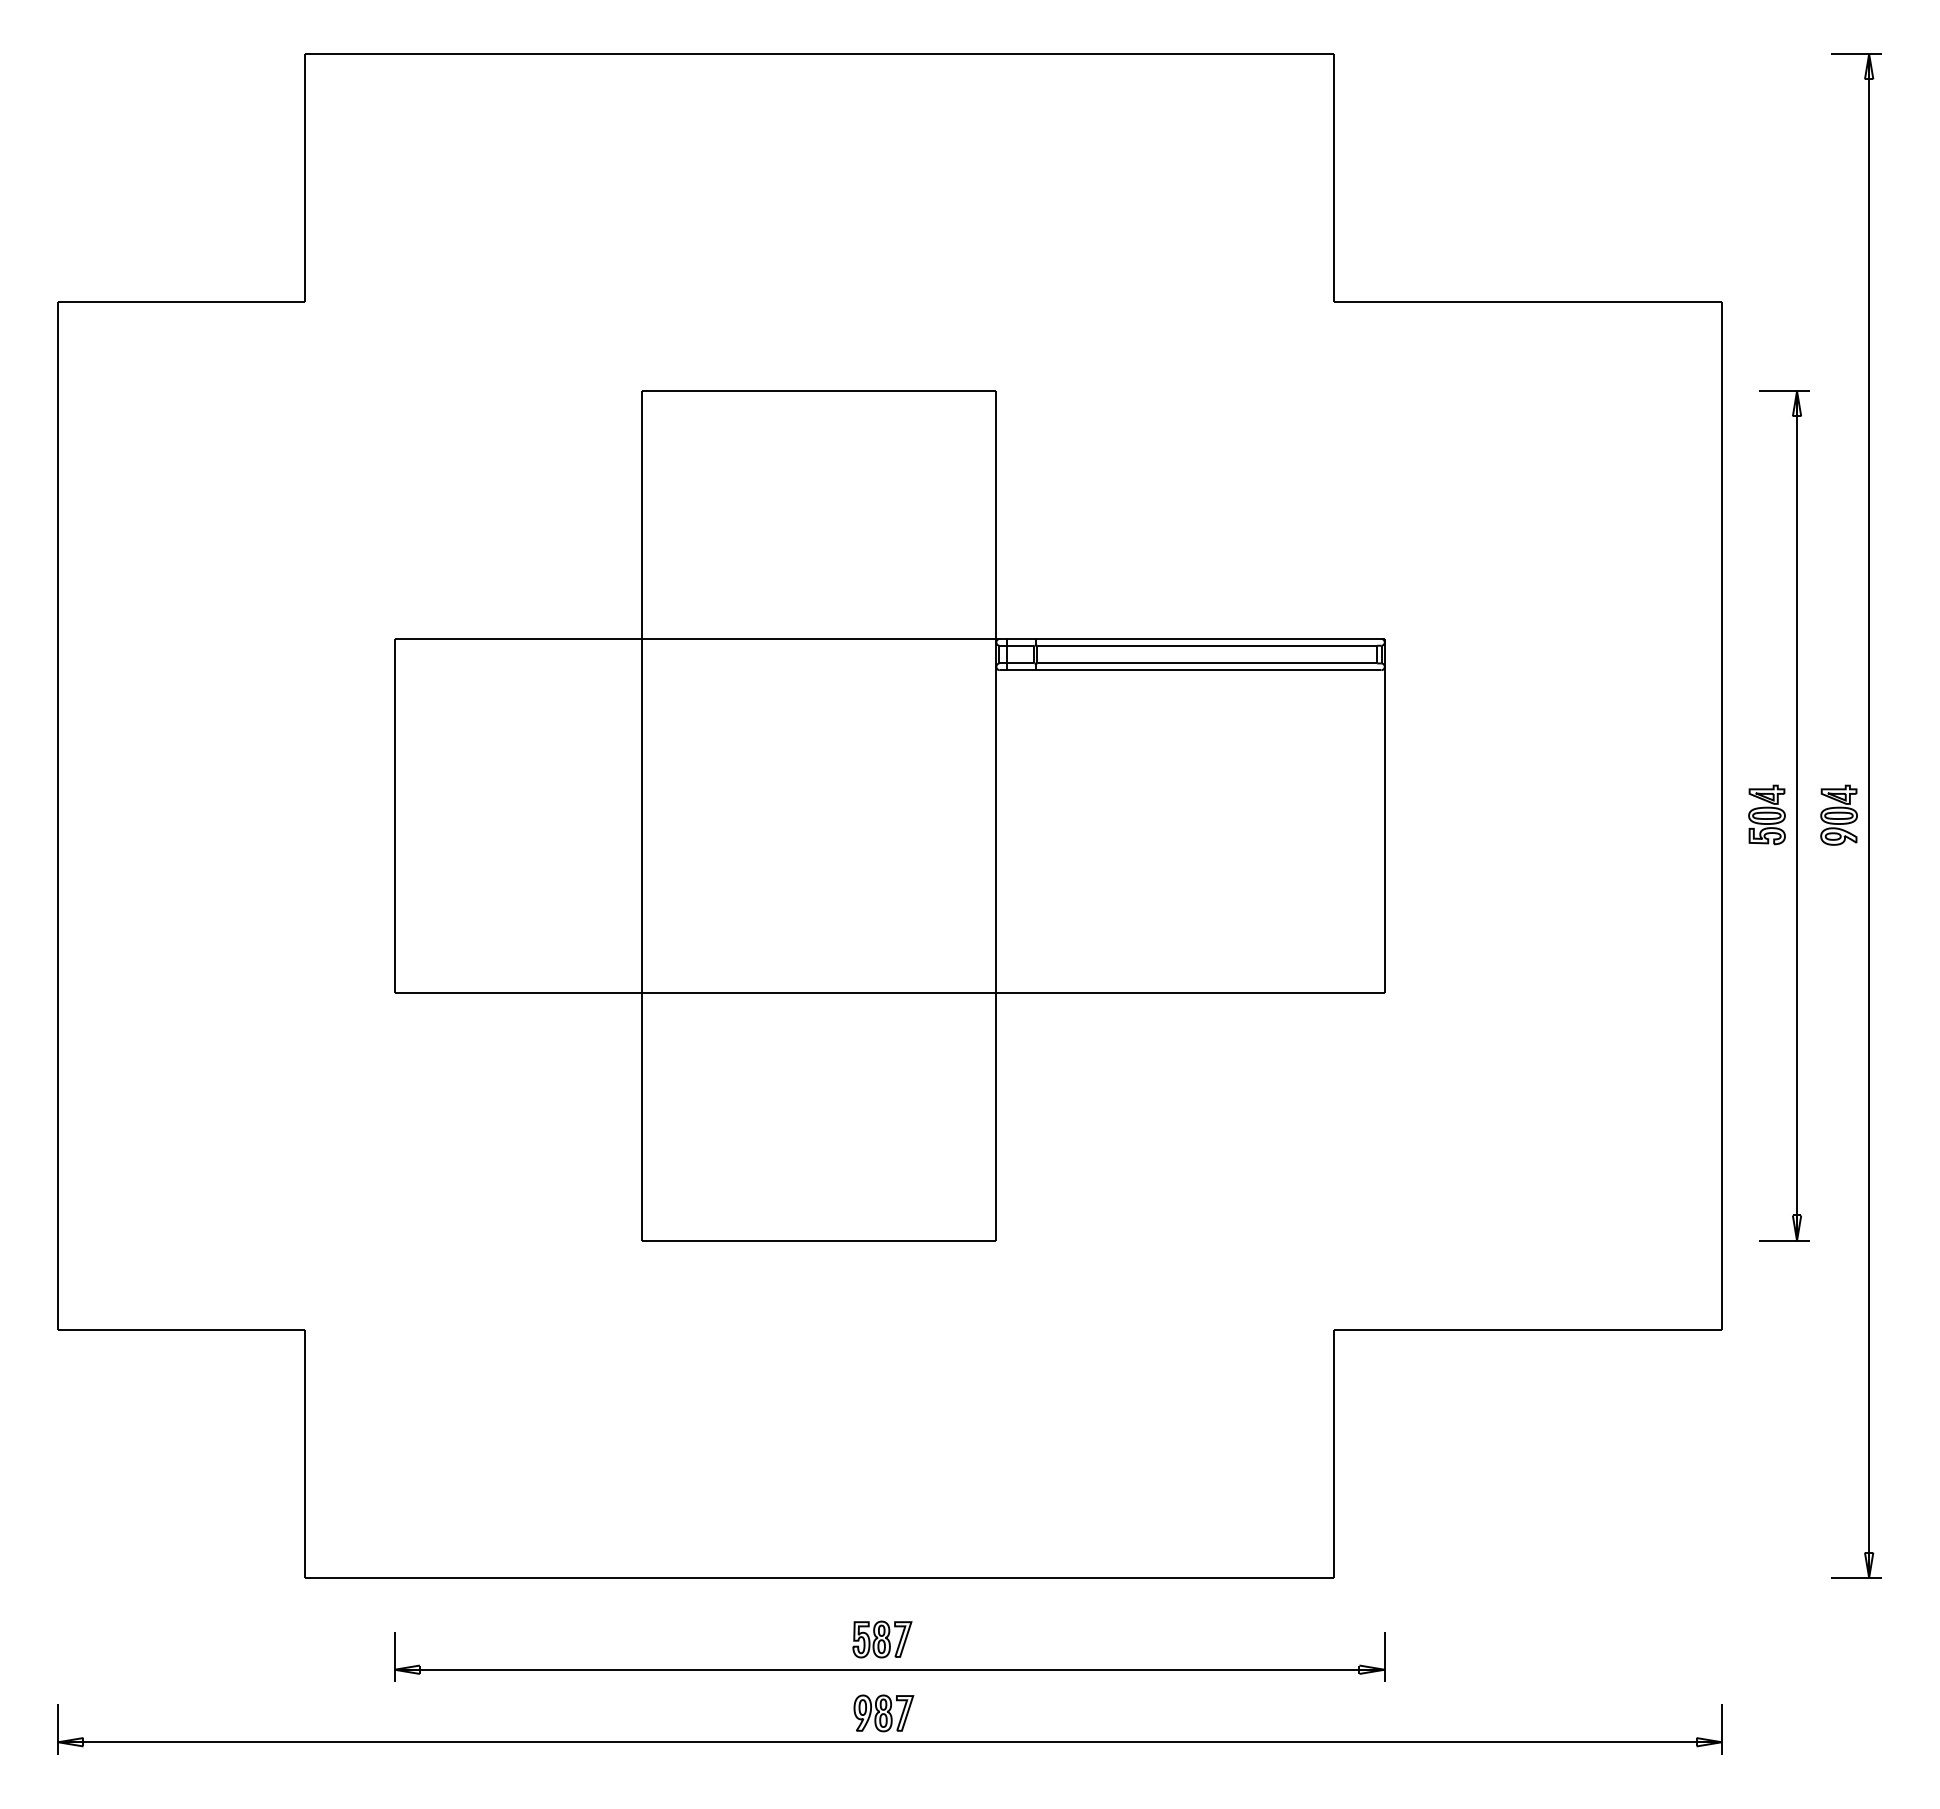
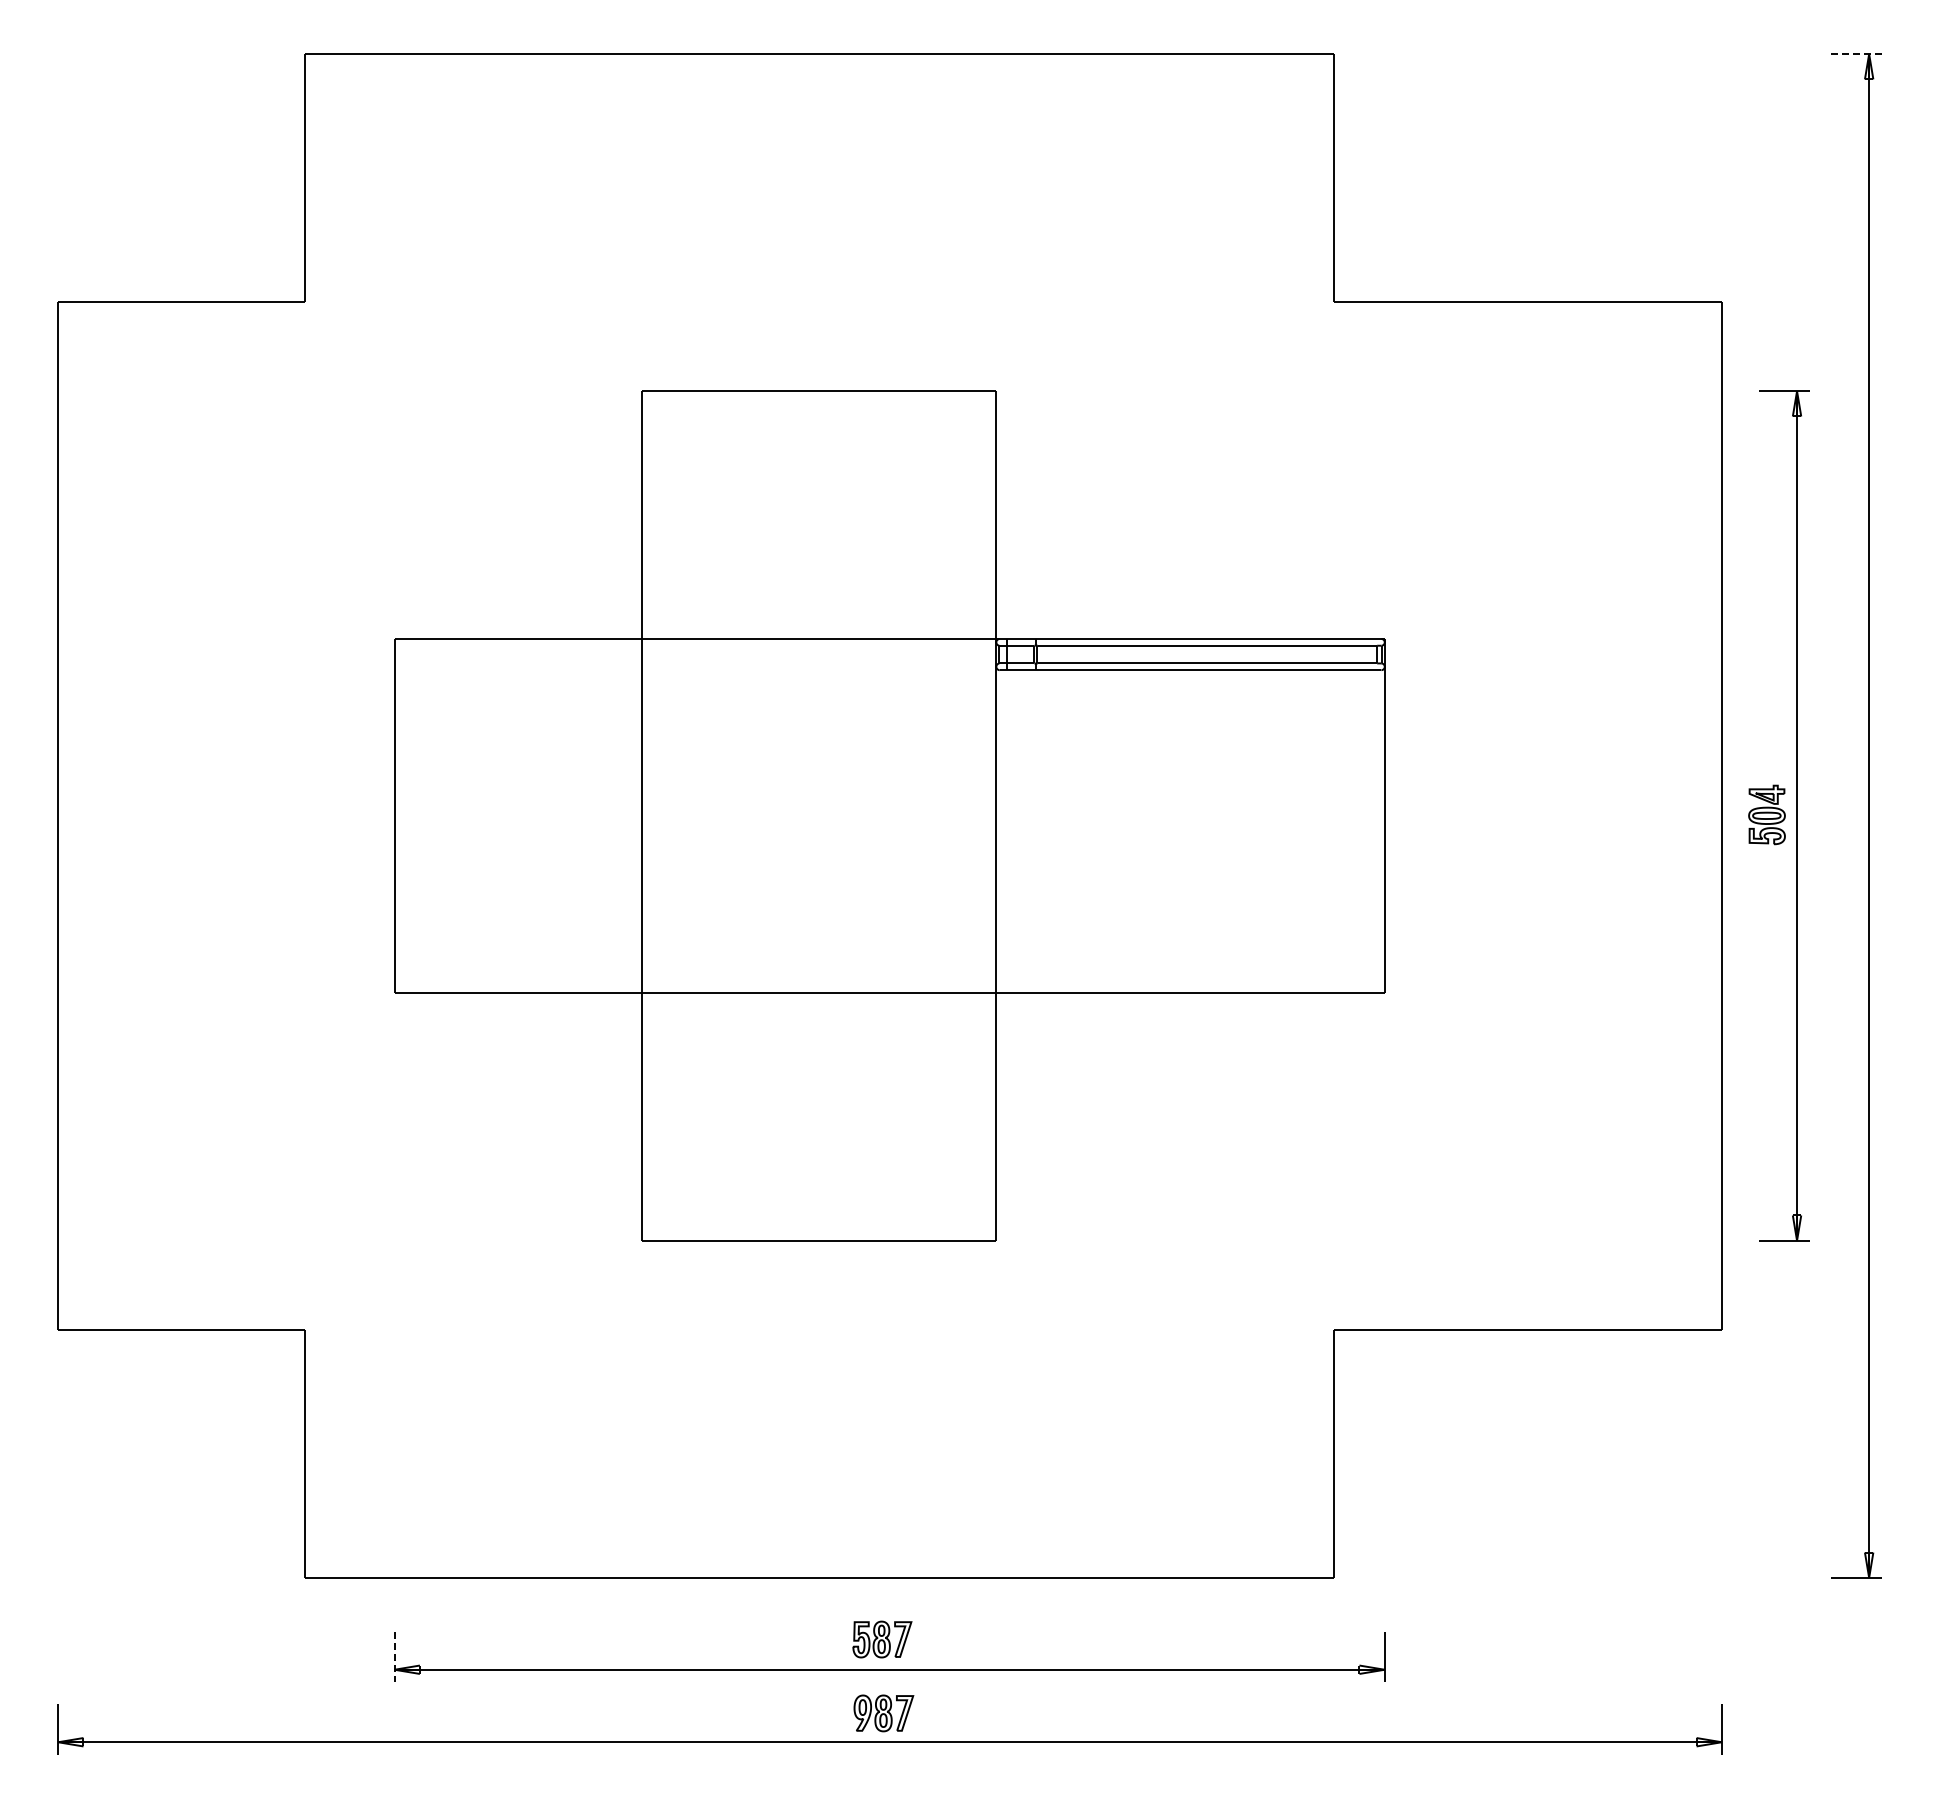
line: solid -> dashed (1857, 54)
part: present -> none (1838, 814)
line: solid -> dashed (394, 1657)
